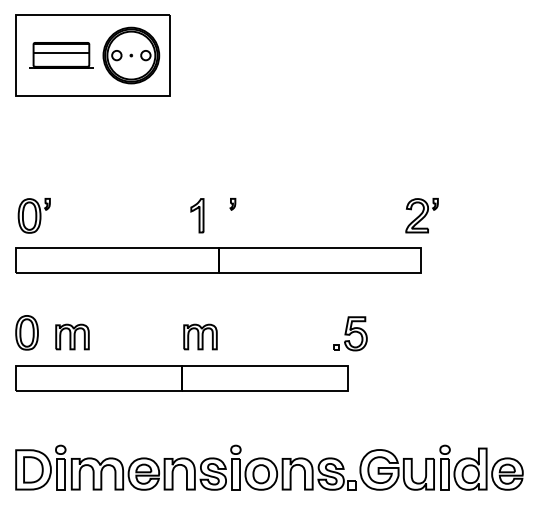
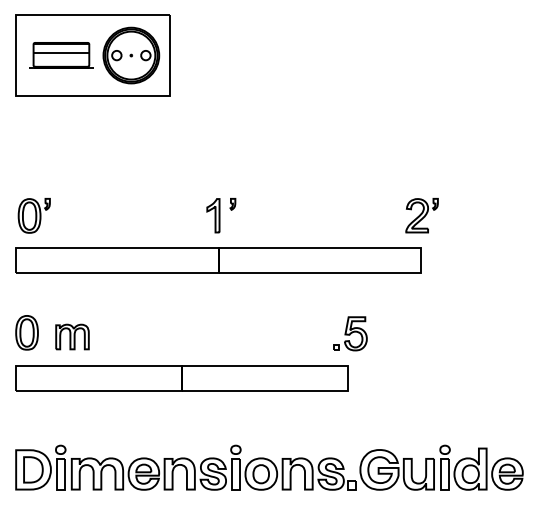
part position: (197, 215) -> (213, 215) (213, 215)
part: present -> none (200, 336)
